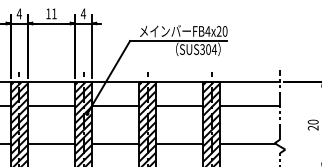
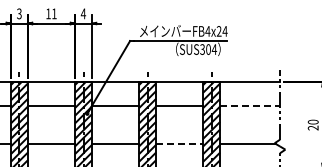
text: 4 -> 3 (18, 13)
text: FB4x20 -> FB4x24 (224, 31)
line: solid -> dashed (250, 105)
line: solid -> dashed (180, 144)
